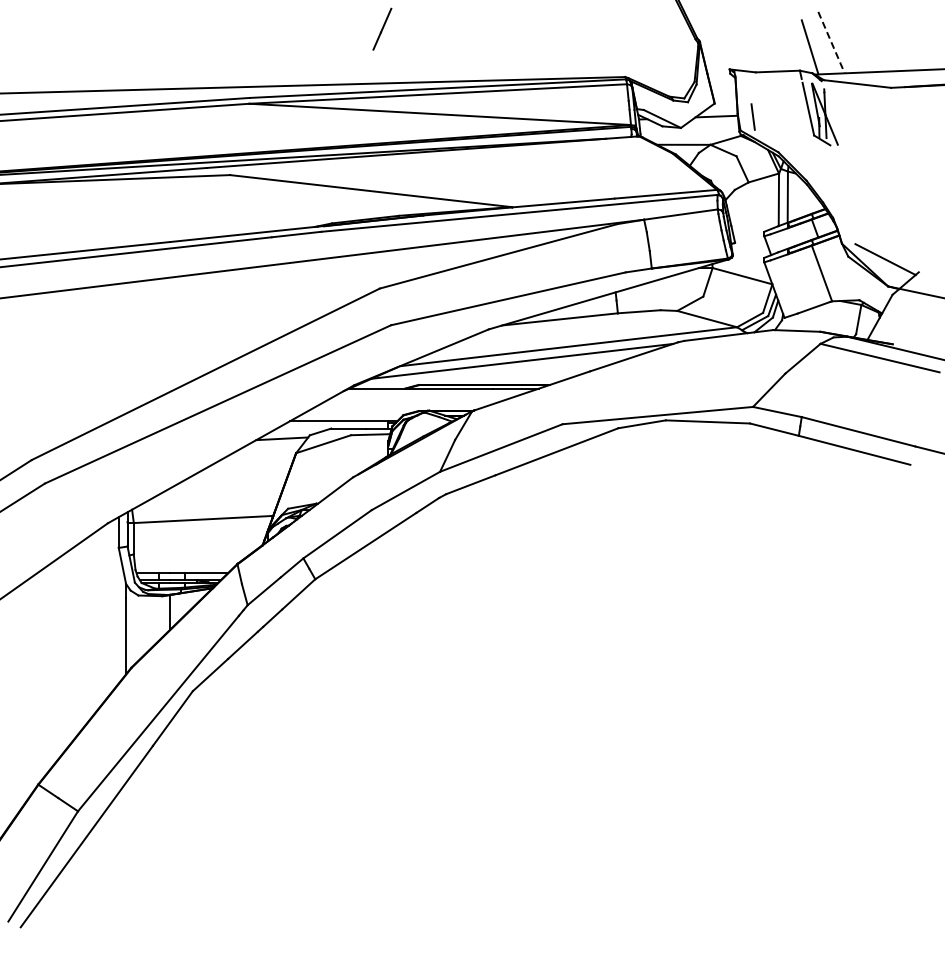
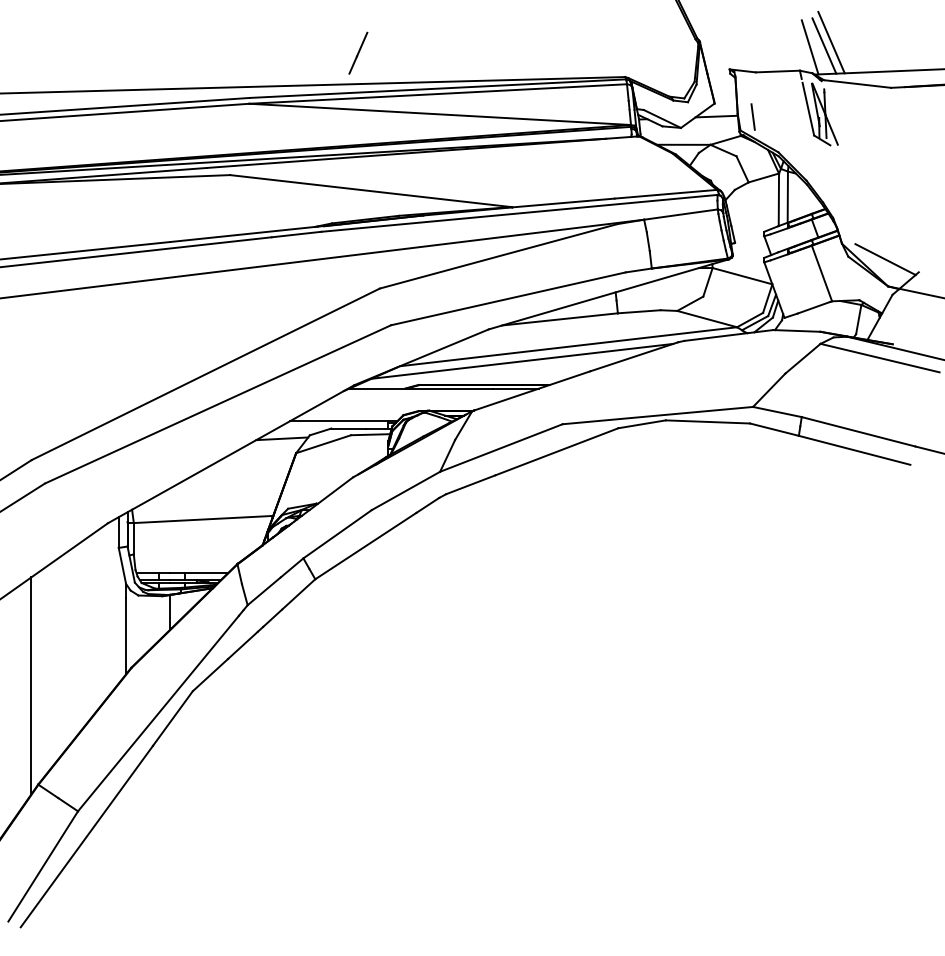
line position: (382, 28) -> (358, 52) (358, 52)
line: dashed -> solid (831, 43)
line: none -> present (824, 45)
line: none -> present (31, 685)
